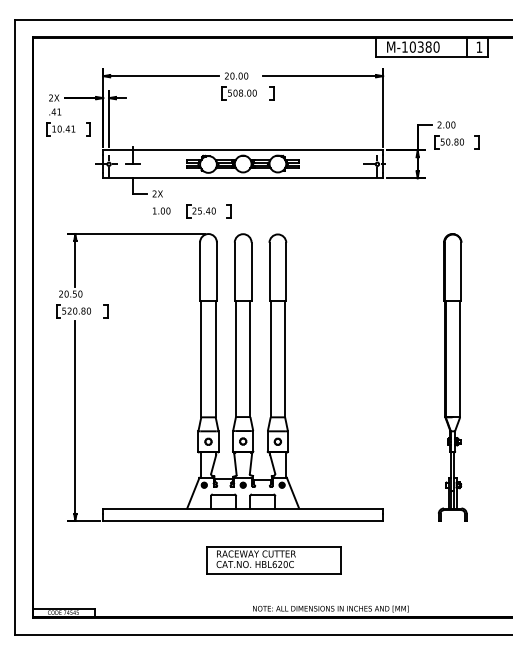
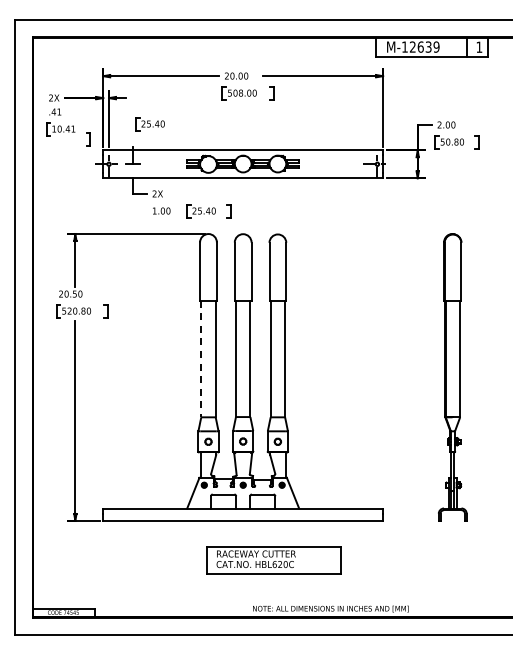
text: M-10380 -> M-12639 (424, 46)
part: none -> present (149, 124)
part position: (88, 129) -> (88, 139) (88, 139)
line: solid -> dashed (201, 359)
